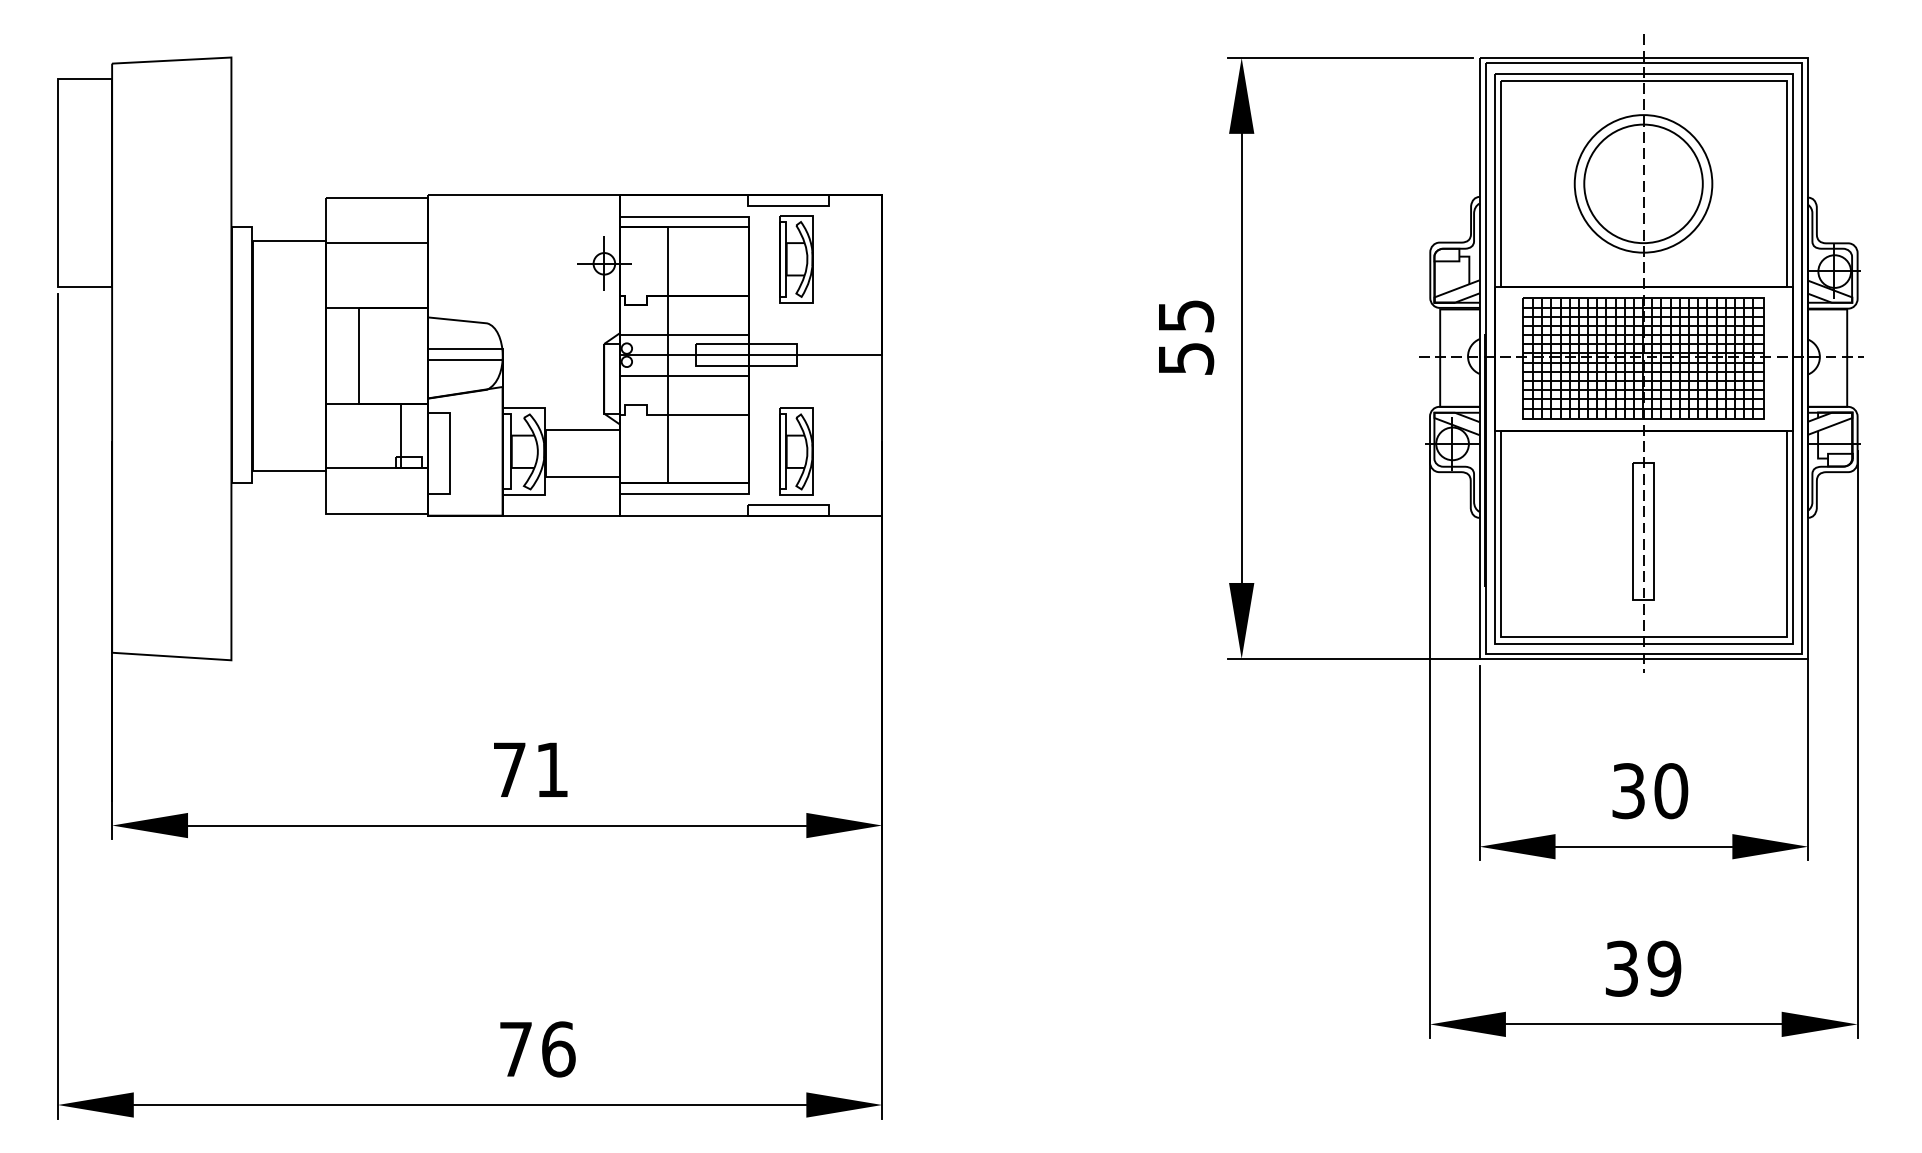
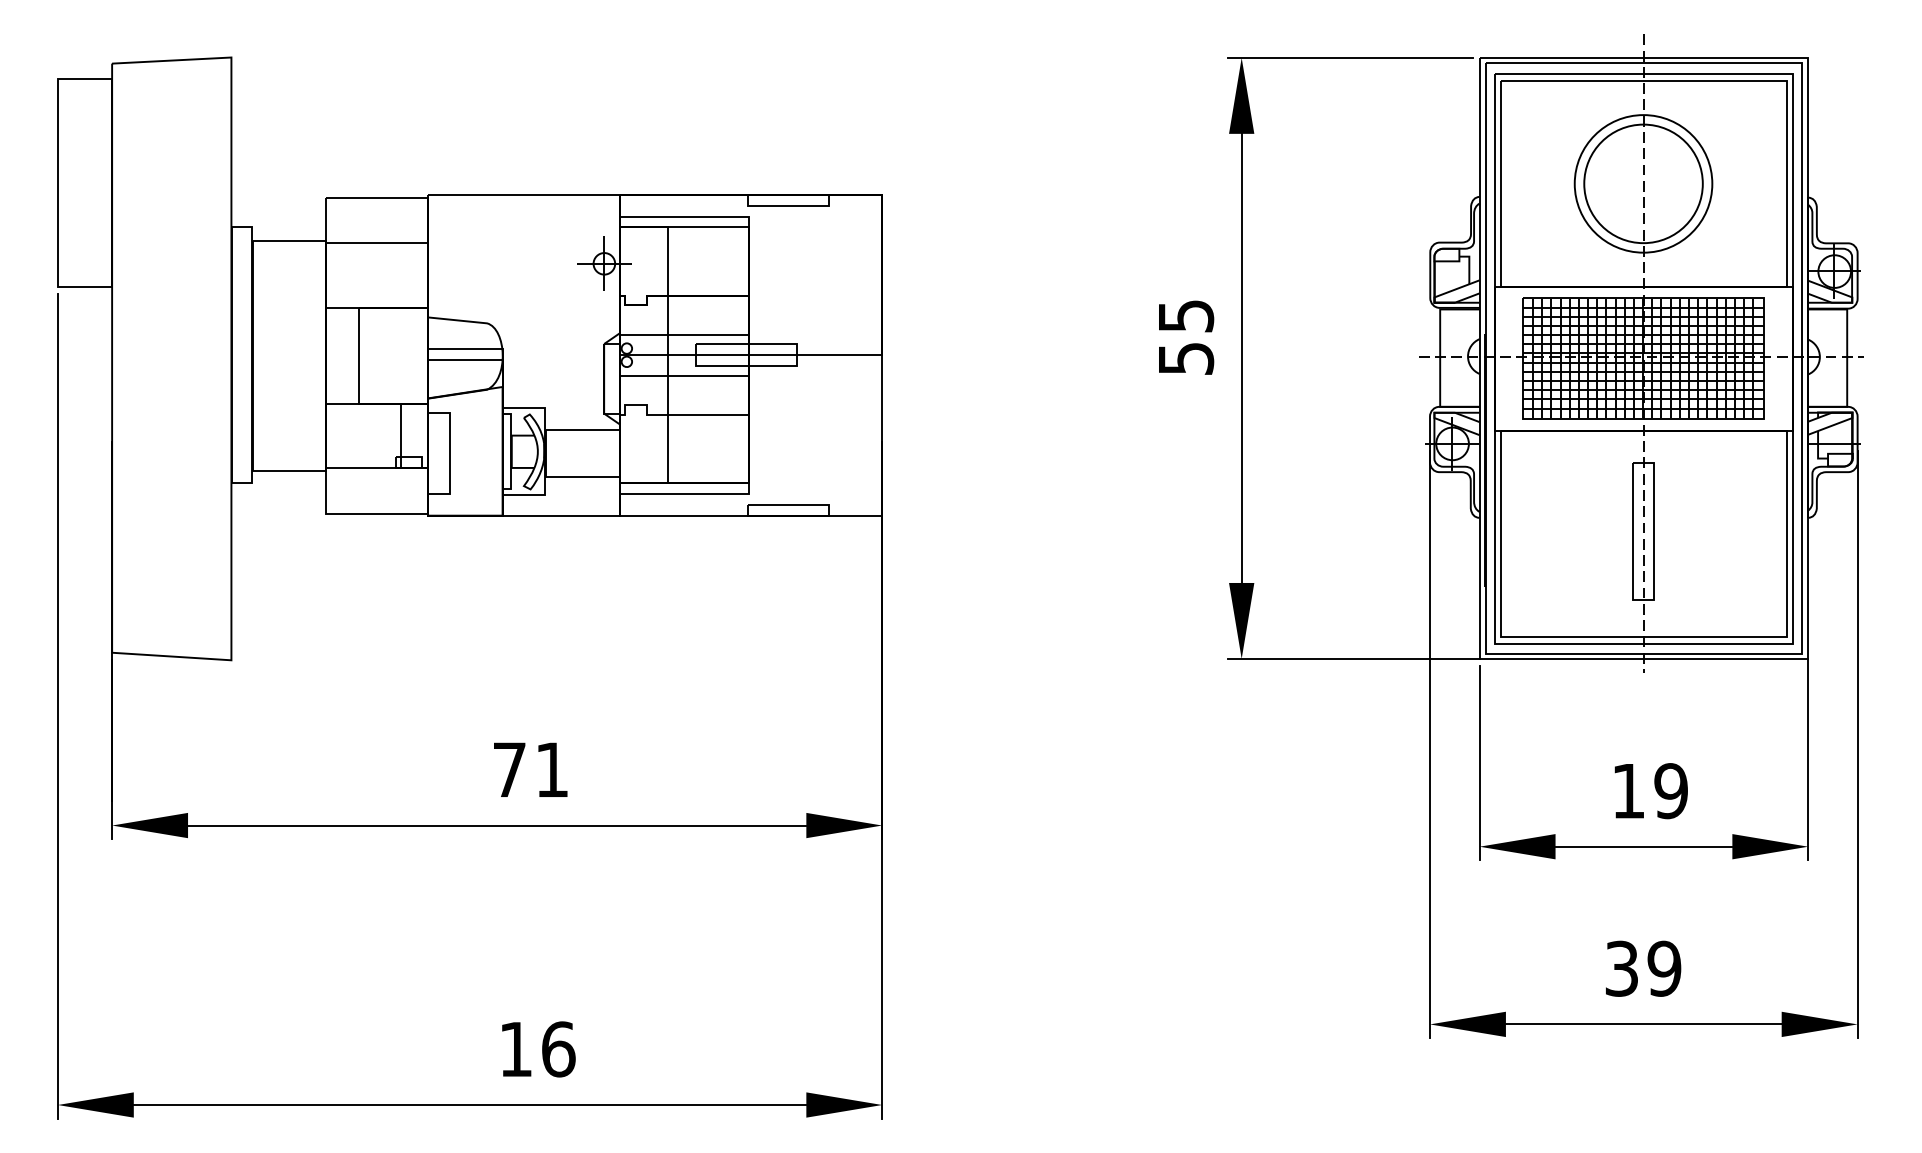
part: present -> none (796, 259)
part: present -> none (796, 451)
text: 30 -> 19 (1650, 791)
text: 76 -> 16 (515, 1049)
